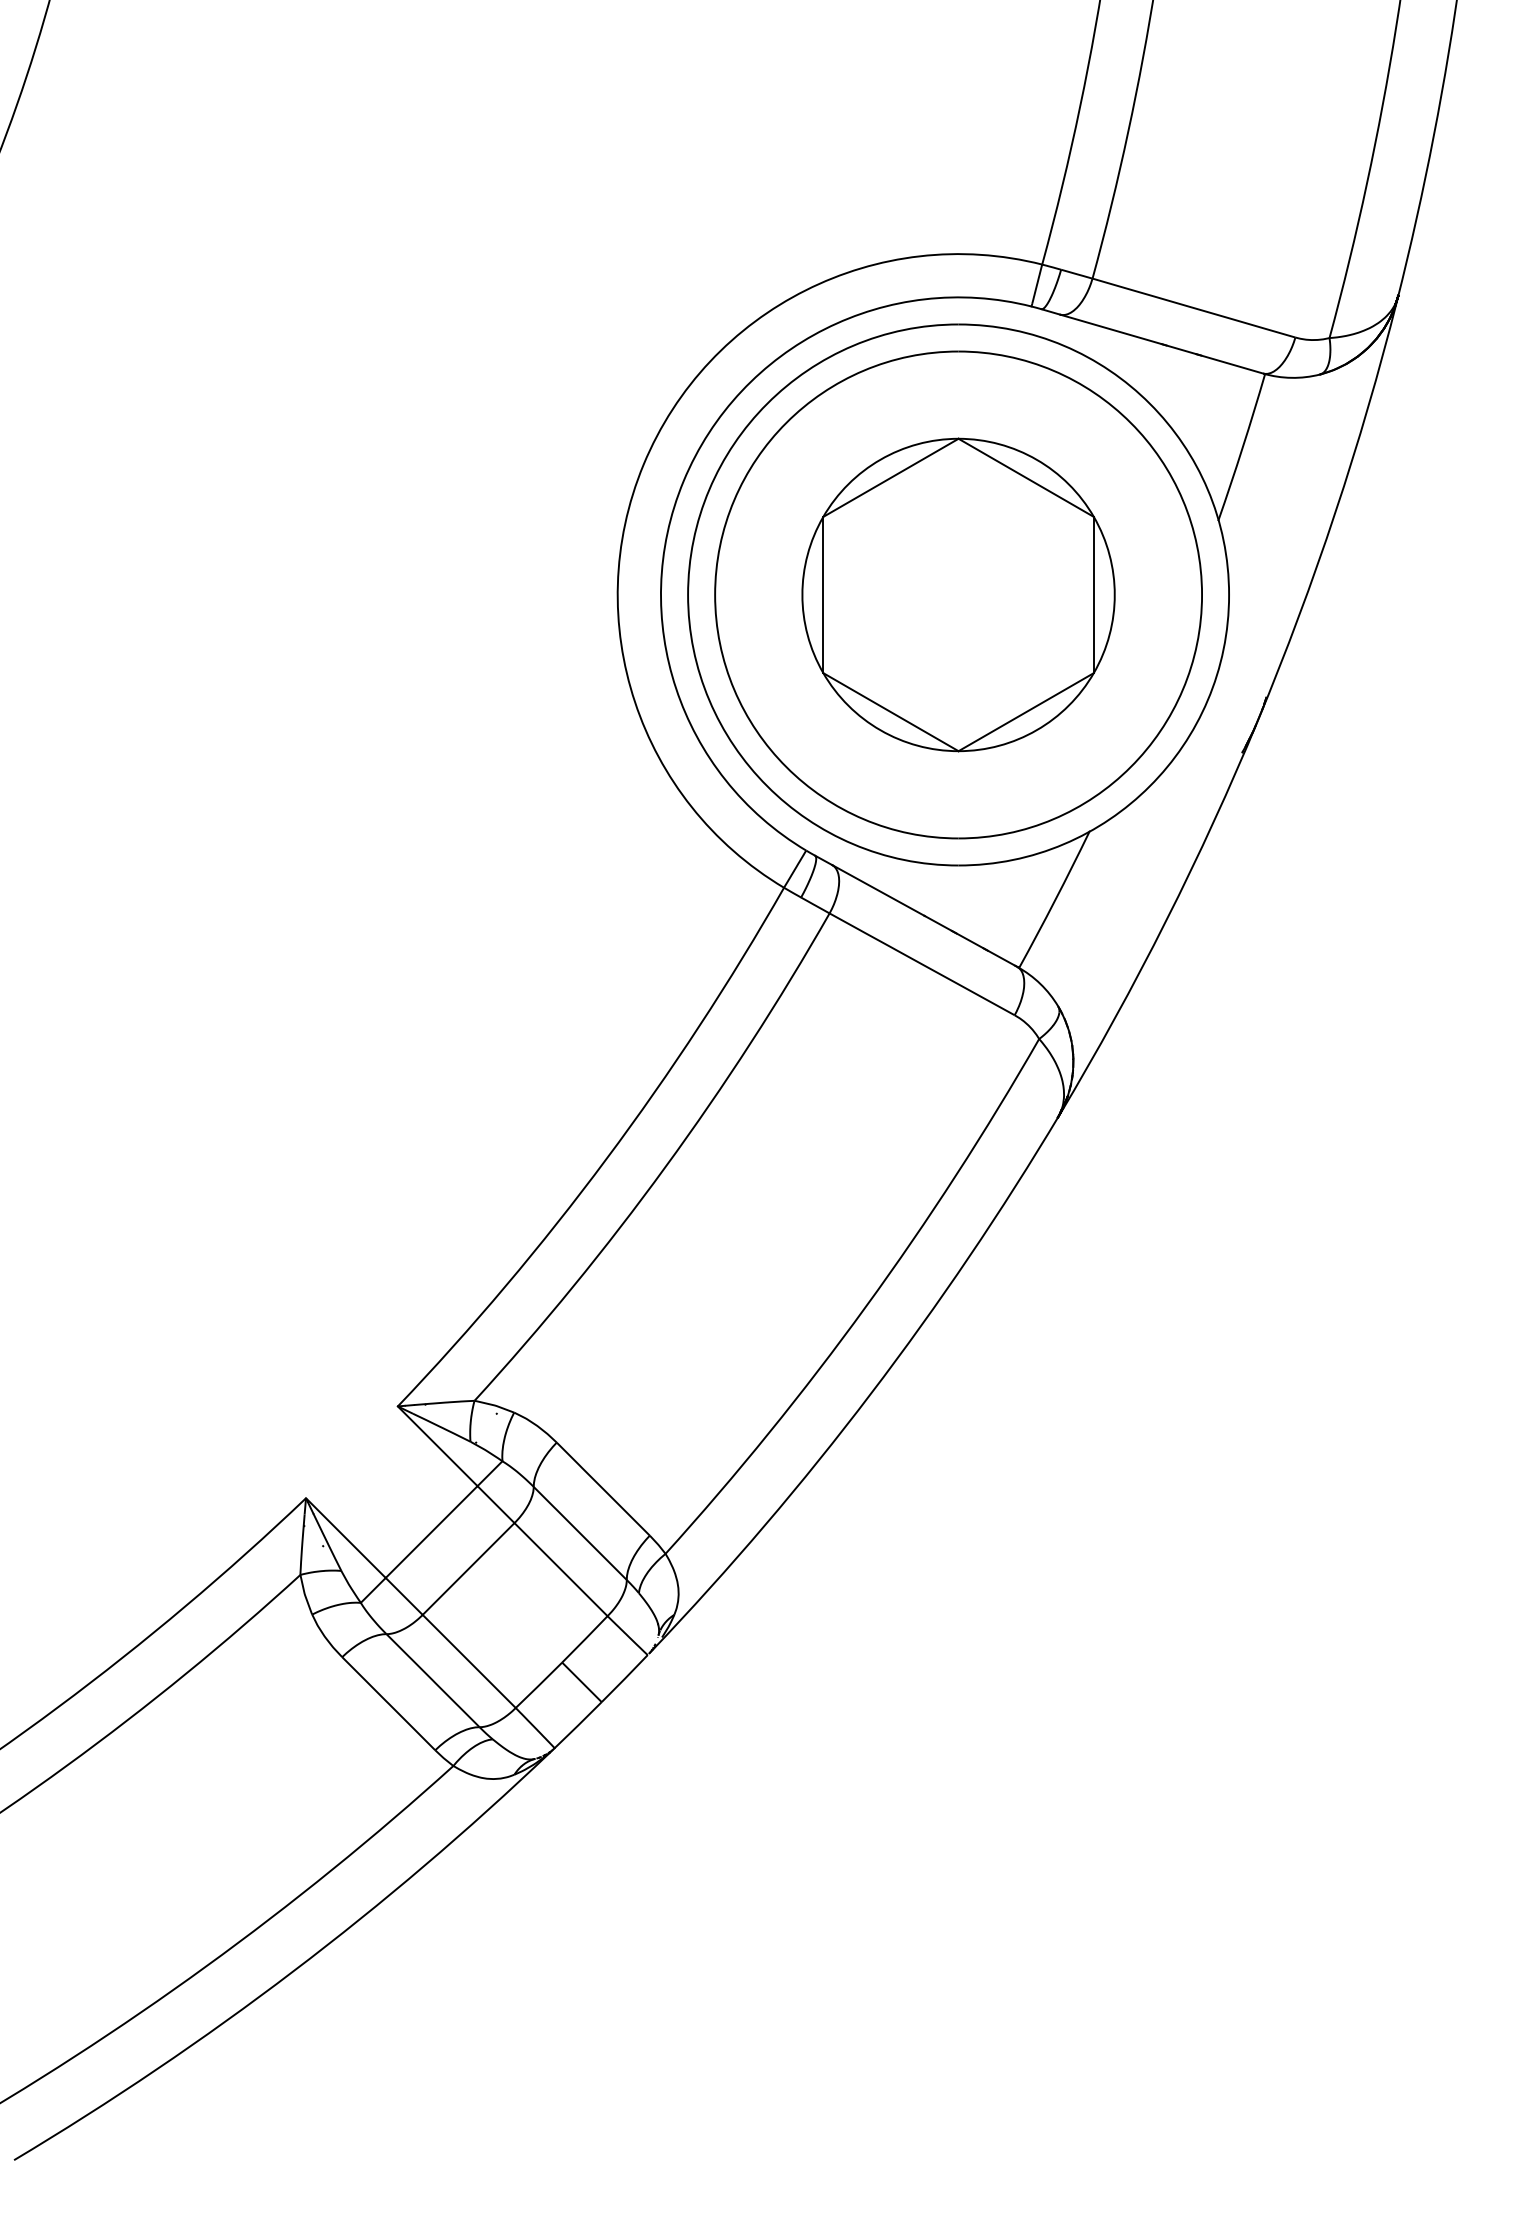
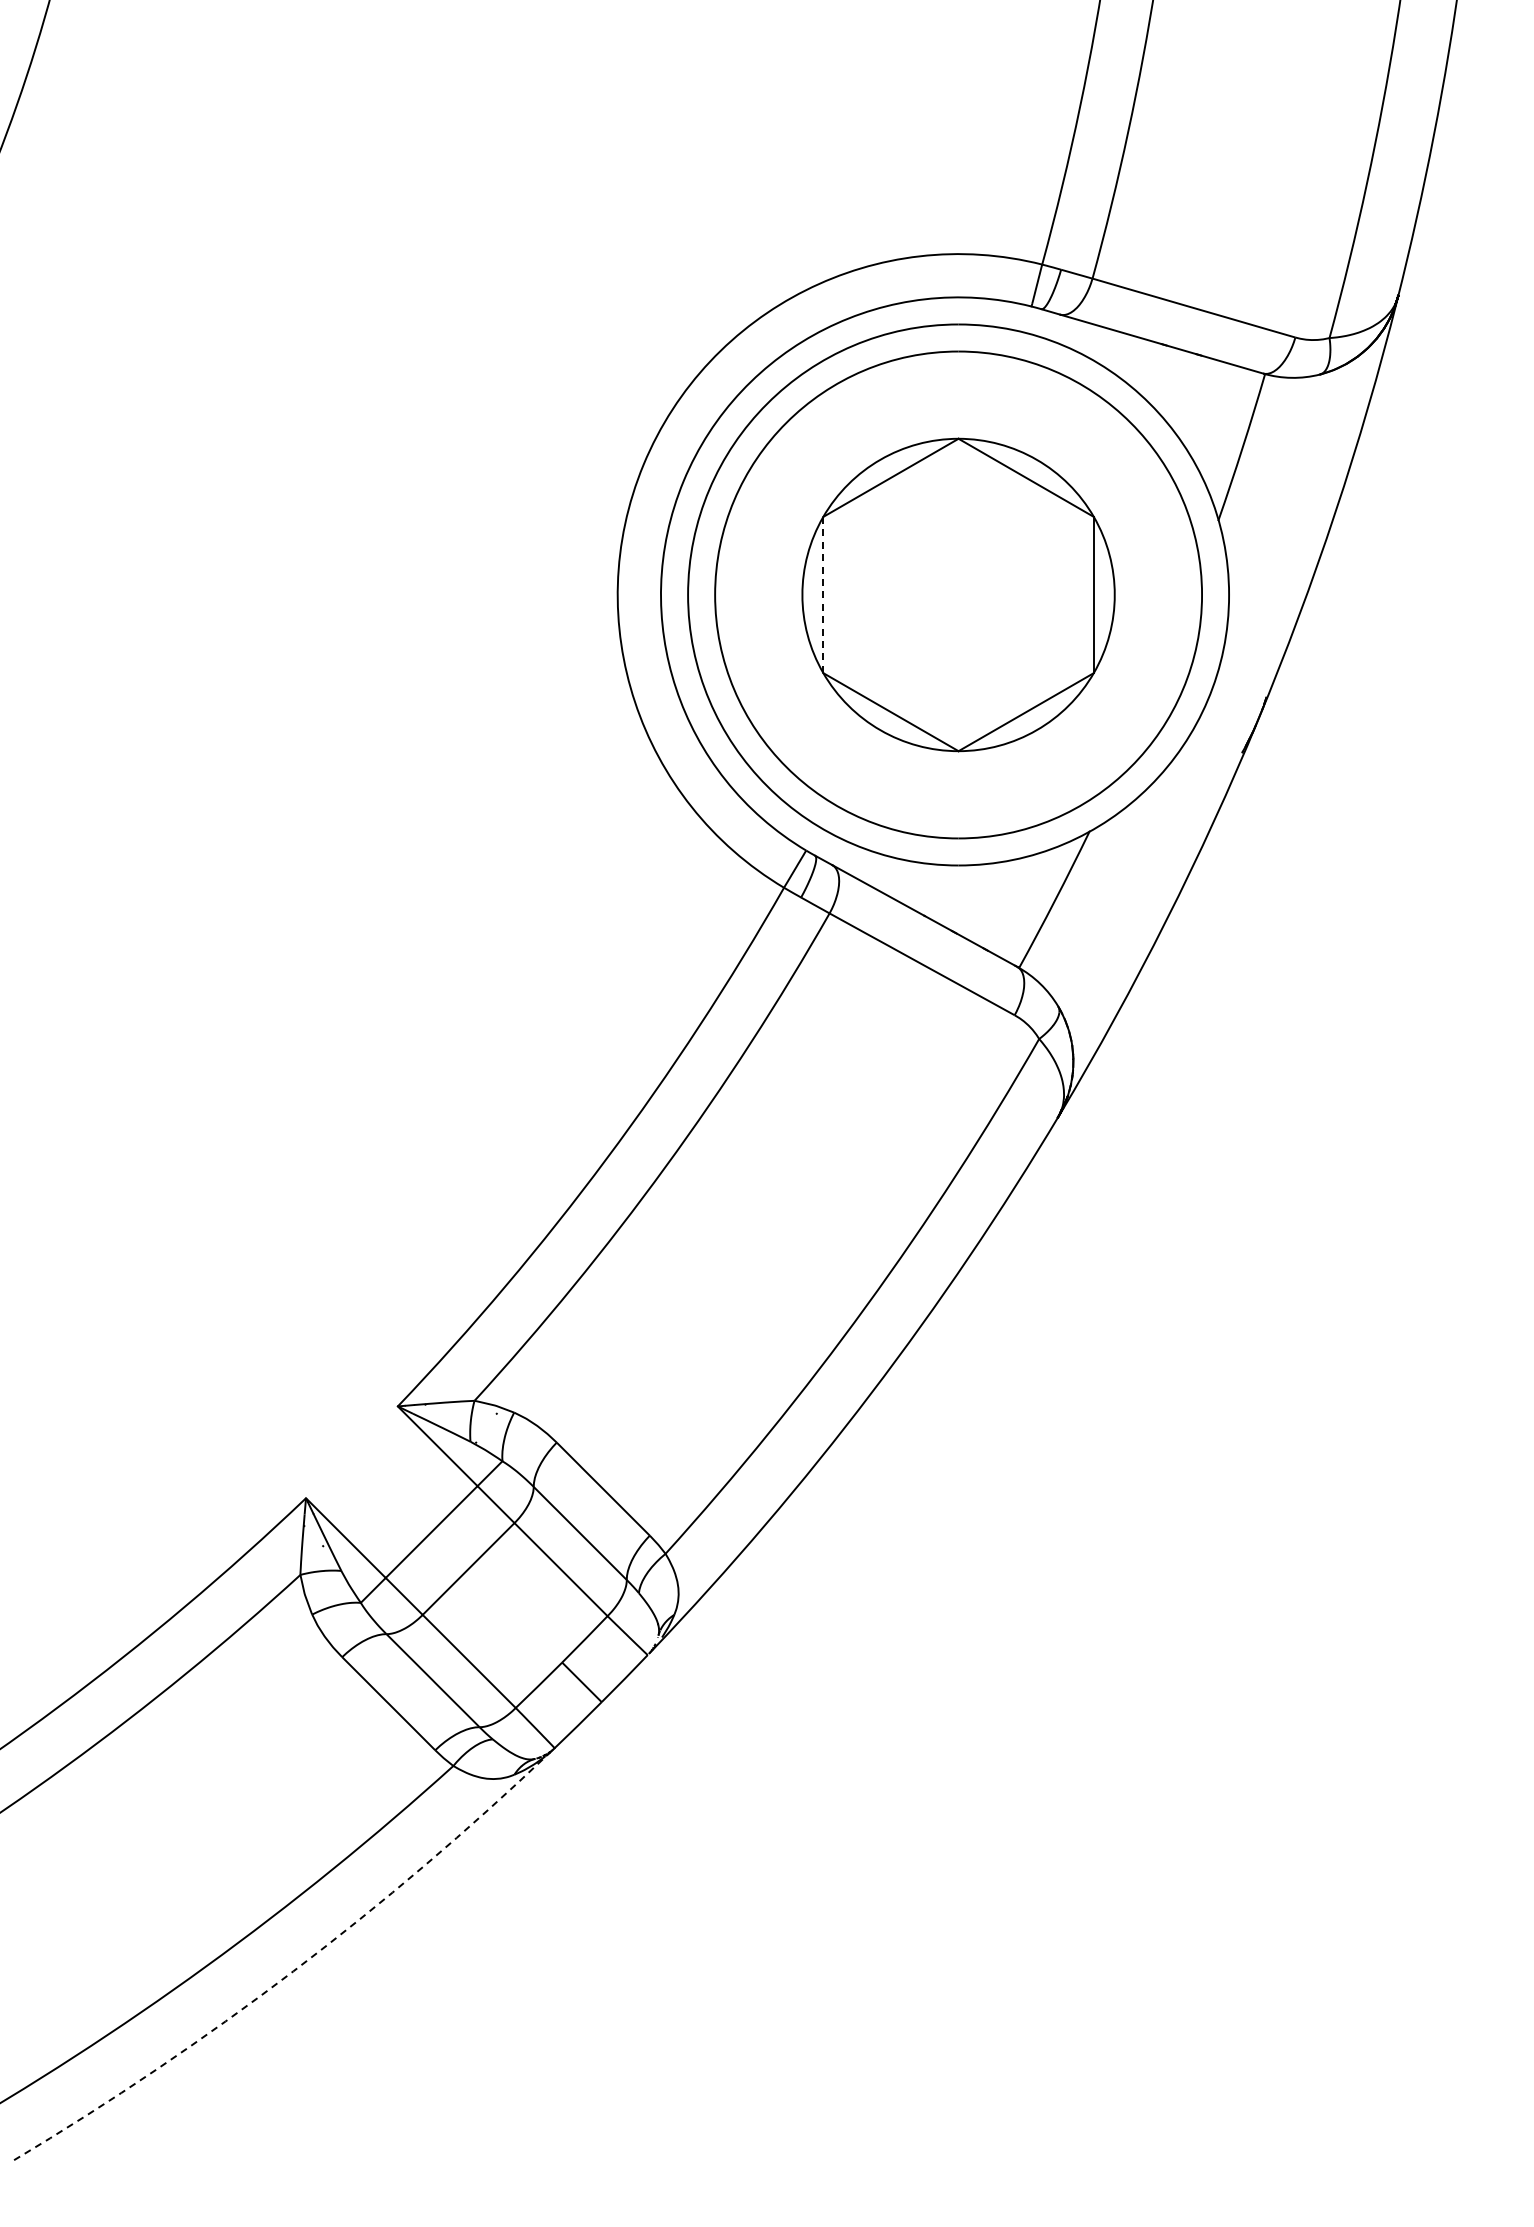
line: solid -> dashed (823, 595)
arc: solid -> dashed (293, 1971)
